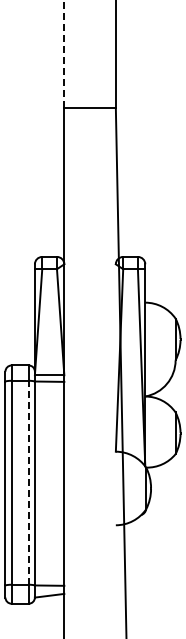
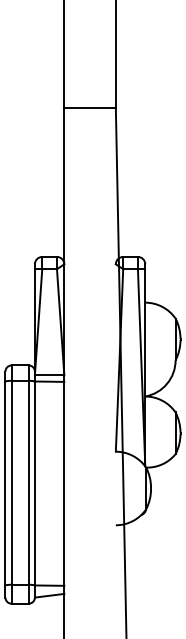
line: dashed -> solid (64, 54)
line: dashed -> solid (28, 482)
